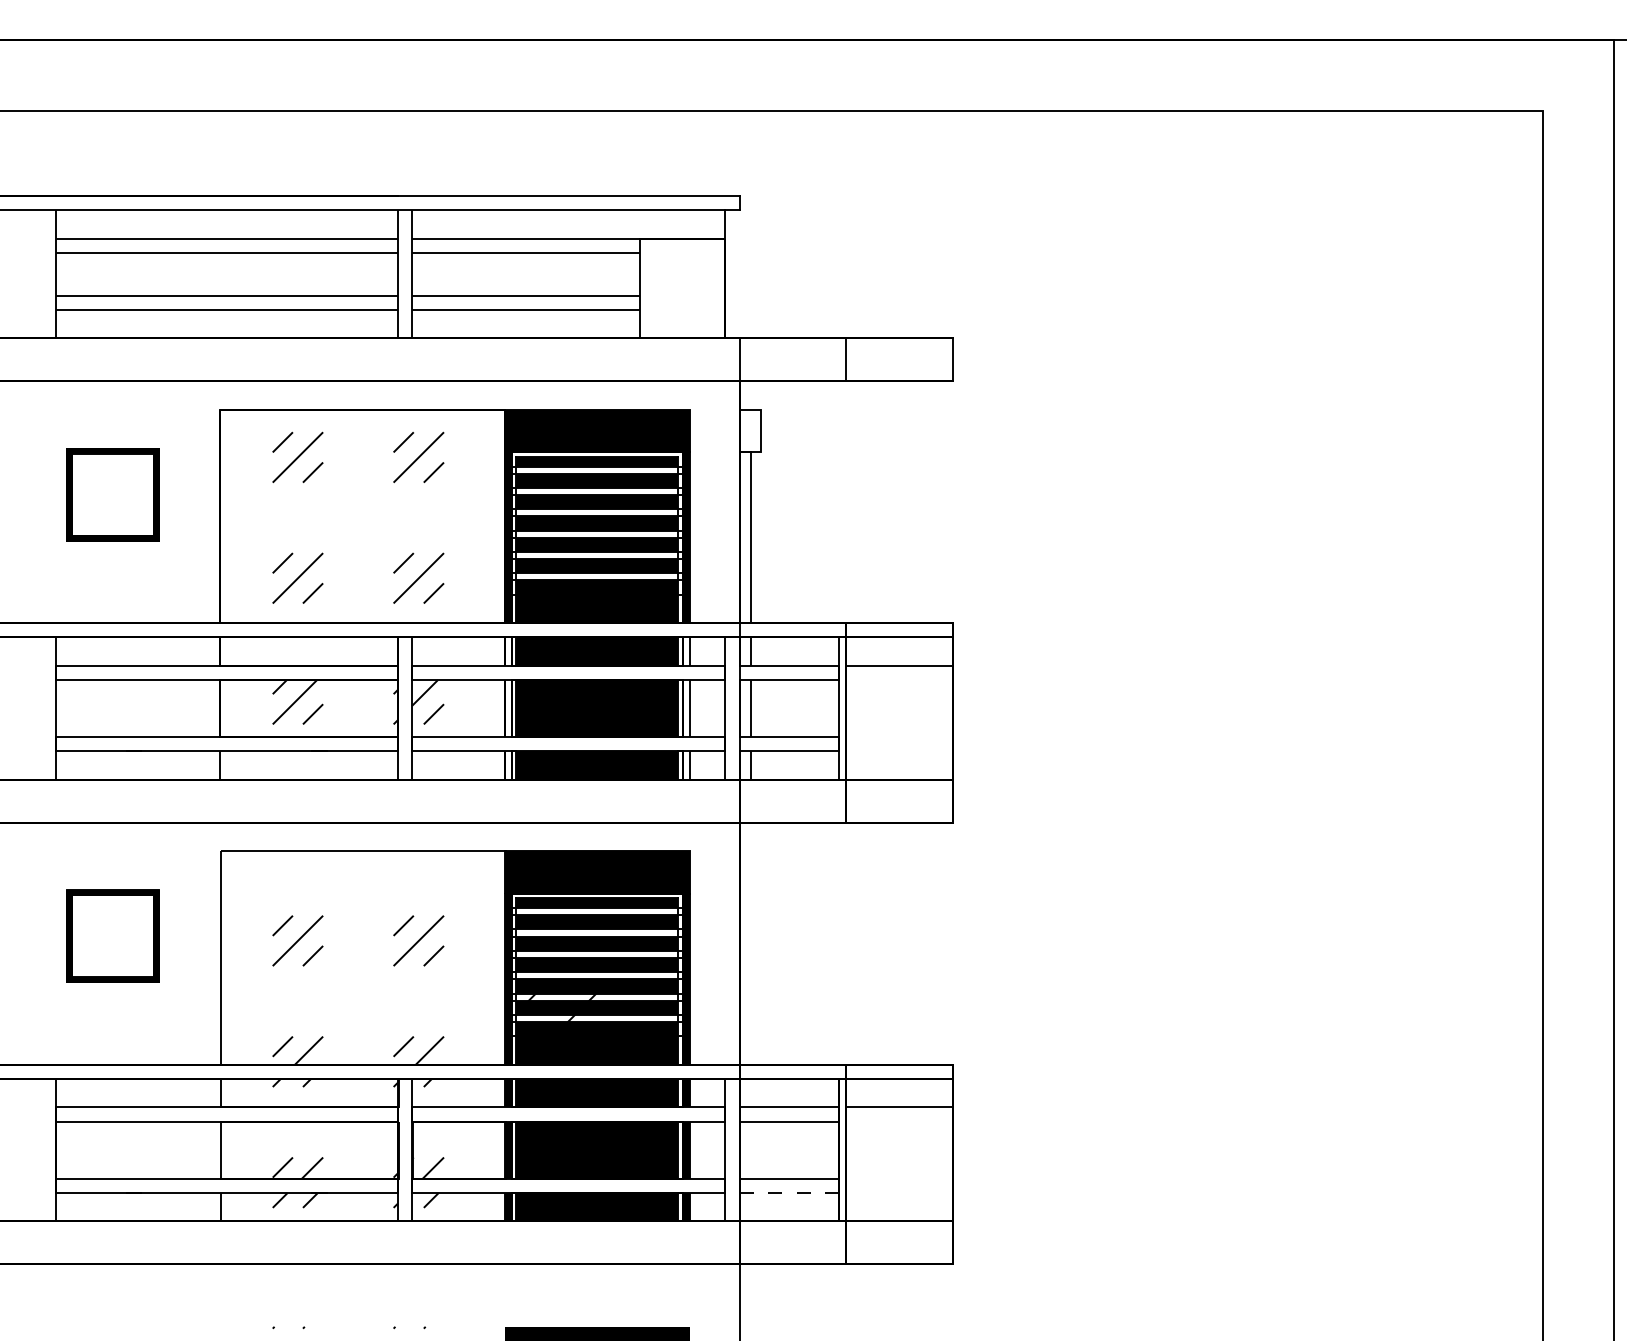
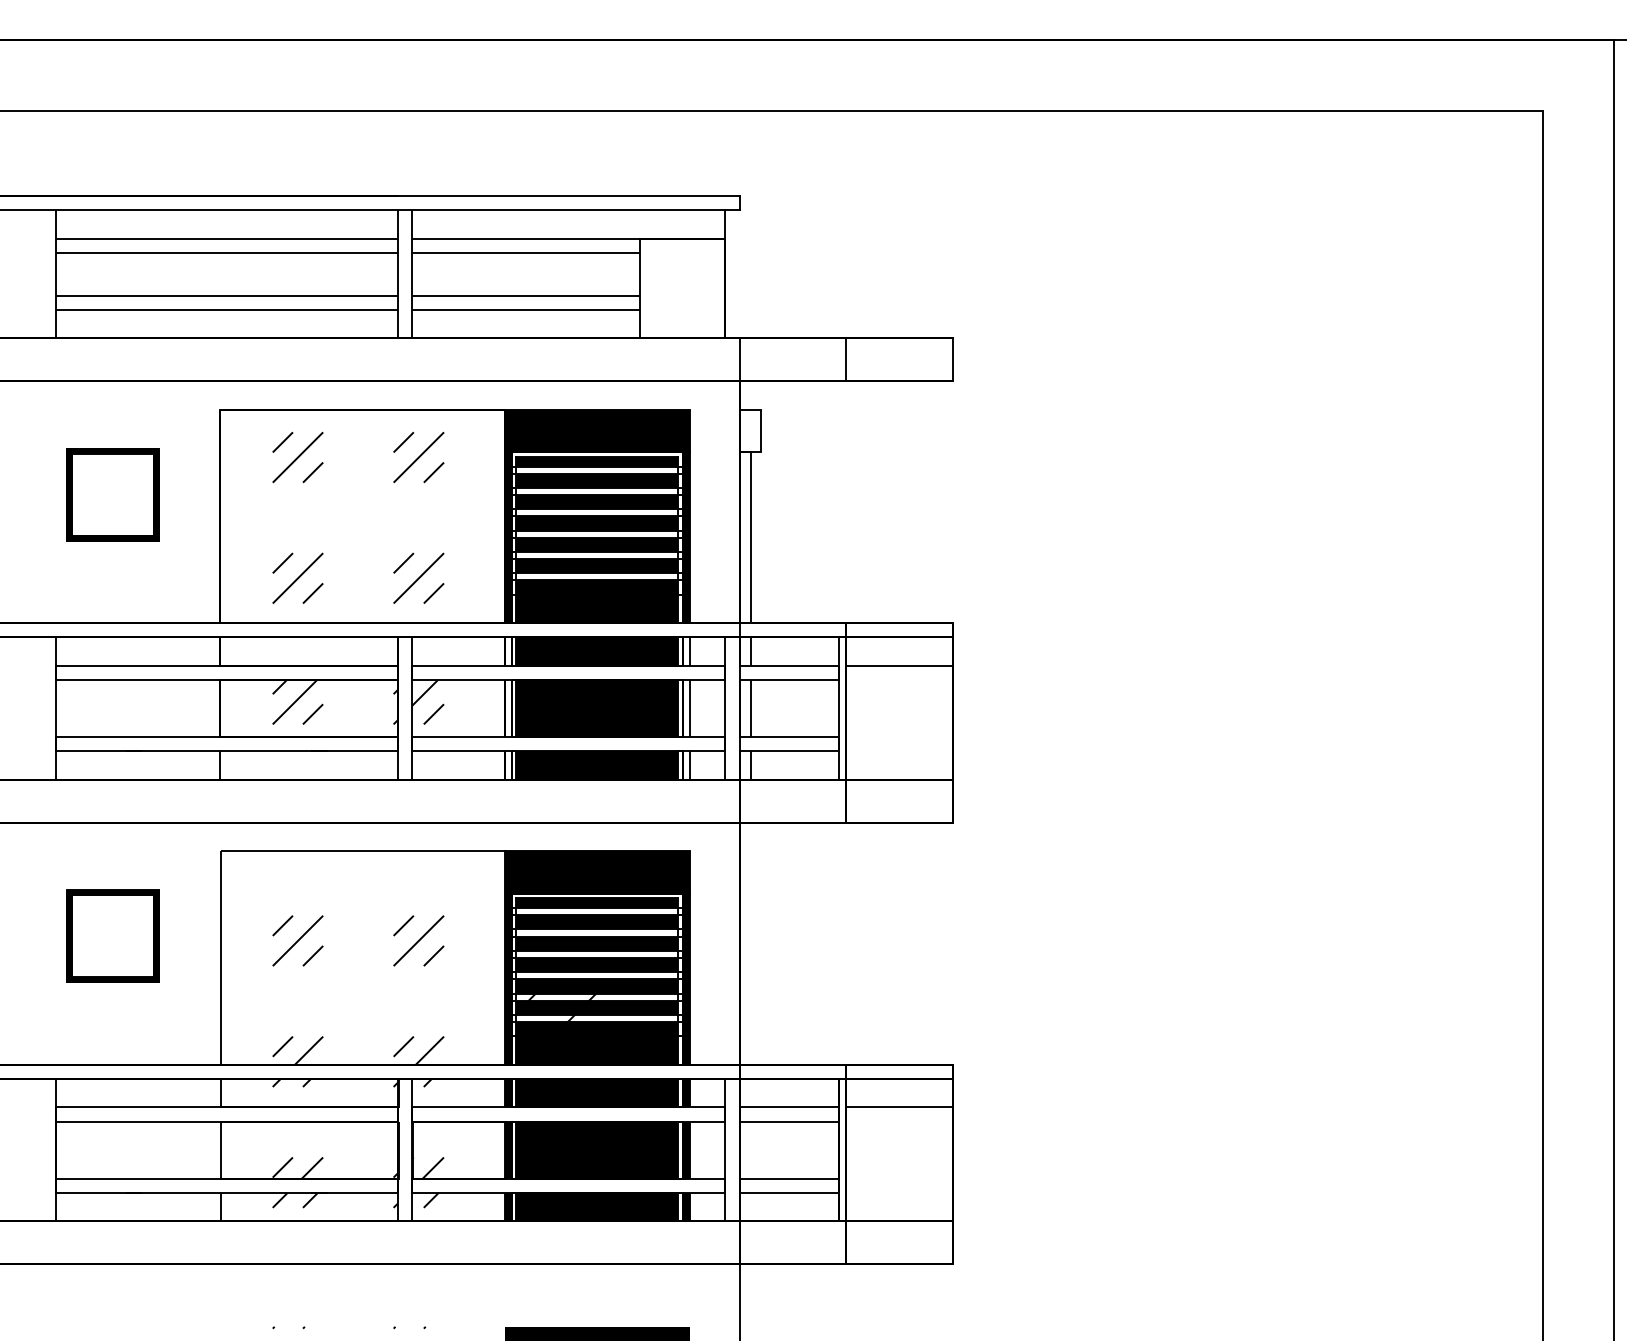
line: dashed -> solid (789, 1192)
